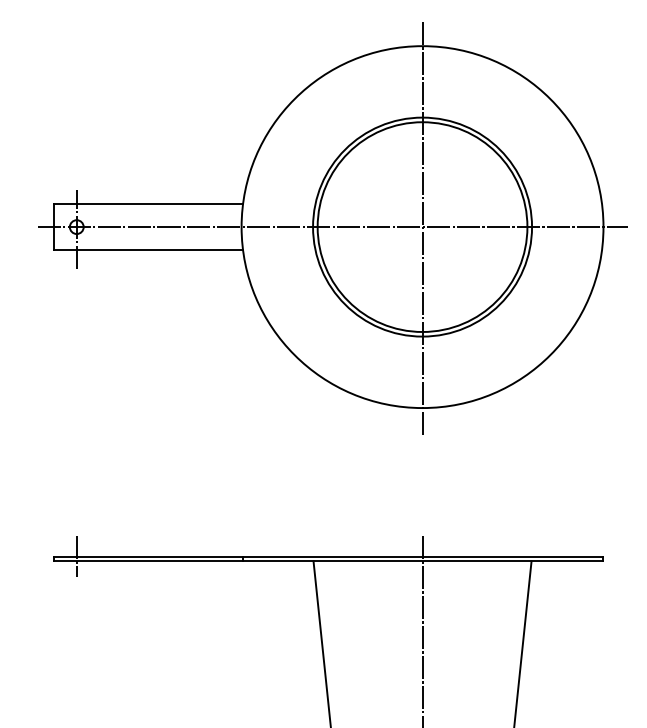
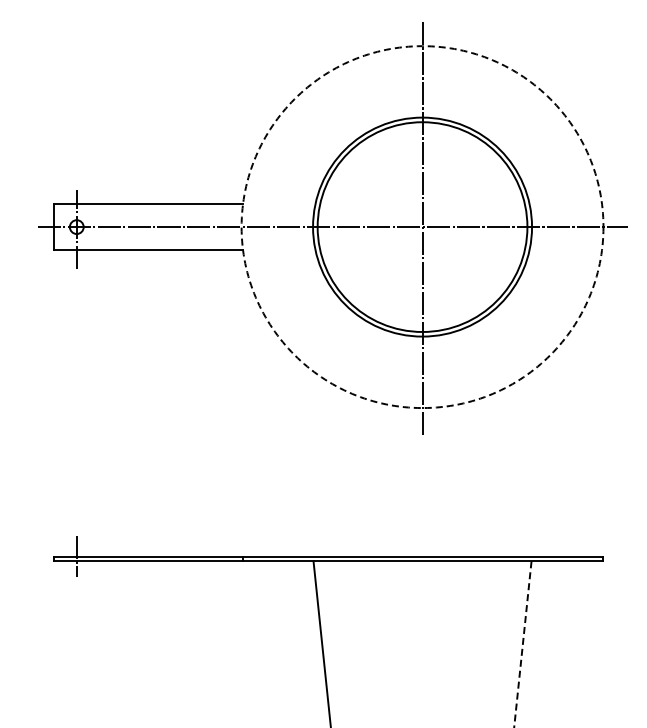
circle: solid -> dashed (422, 227)
line: present -> none (422, 629)
line: solid -> dashed (522, 644)
